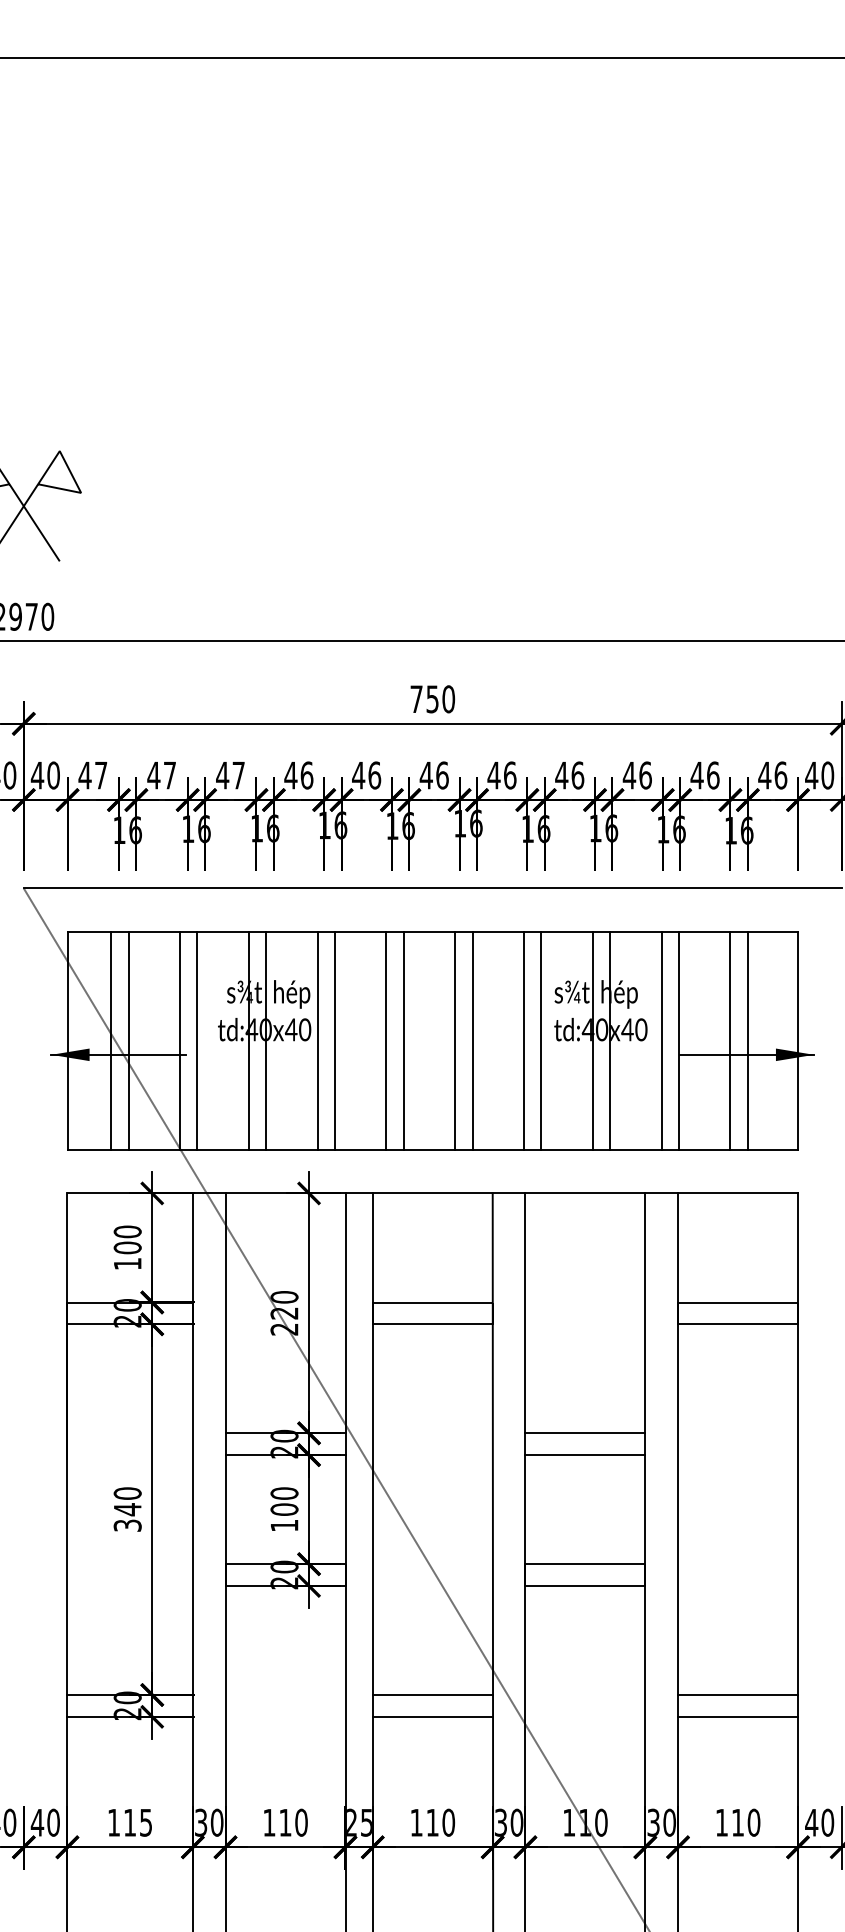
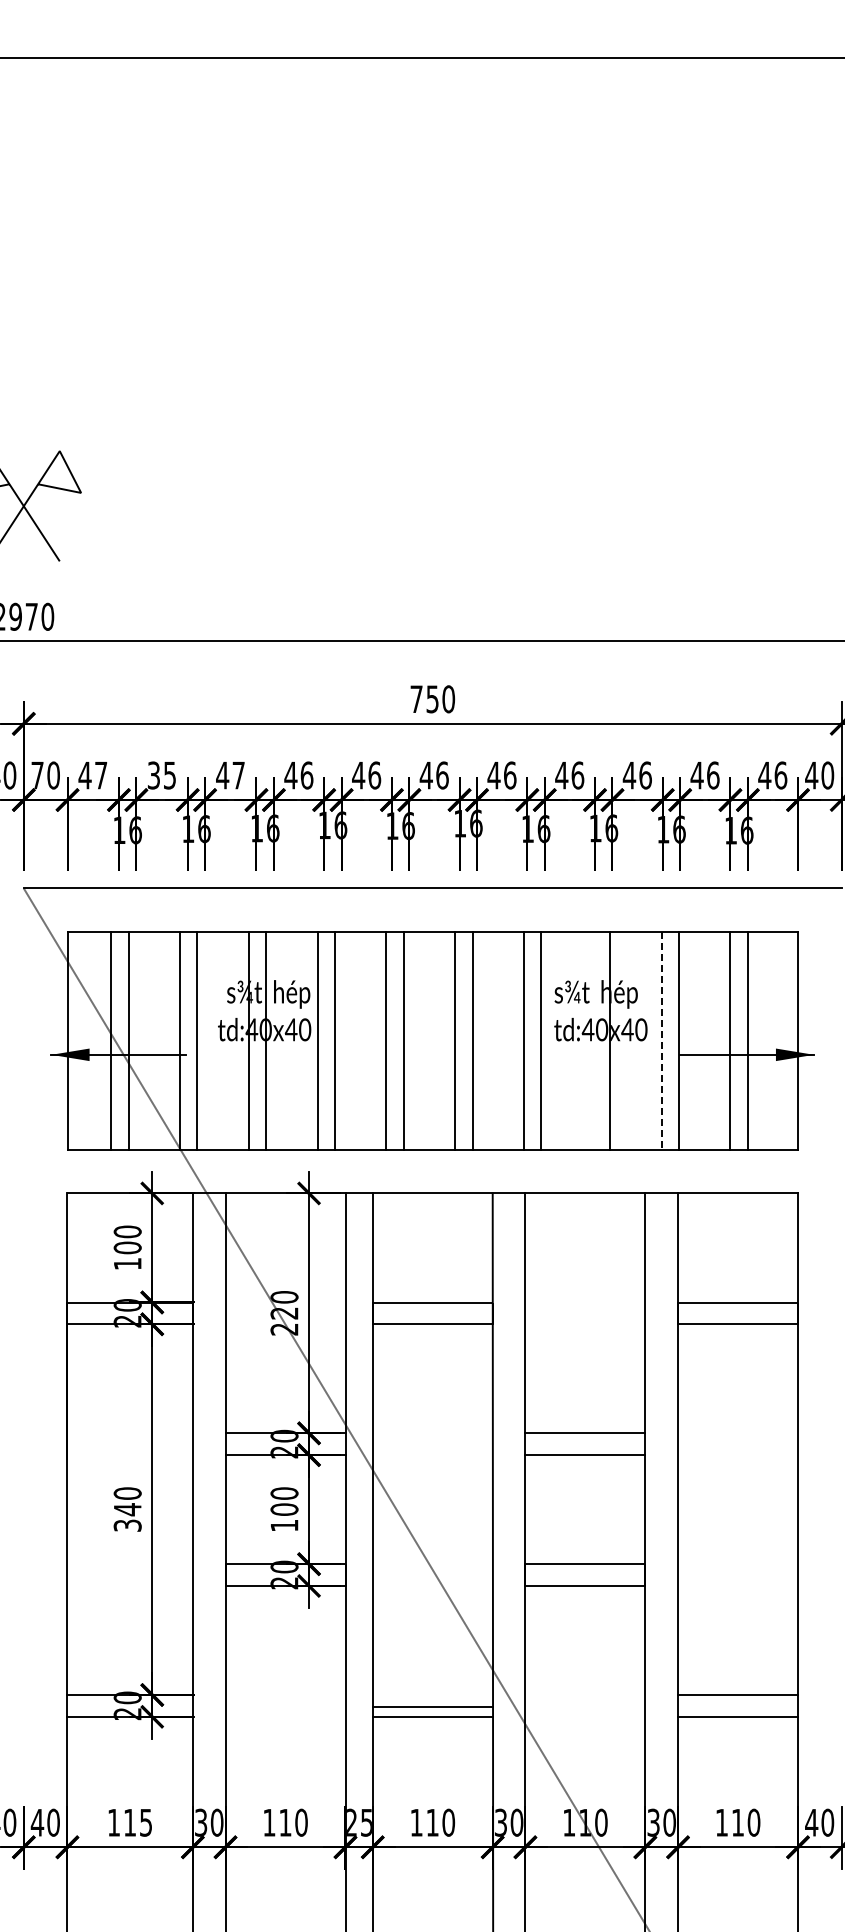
text: 40 -> 70 (37, 775)
text: 47 -> 35 (161, 775)
line: present -> none (592, 1041)
line: solid -> dashed (661, 1041)
line position: (432, 1695) -> (432, 1707) (432, 1707)
